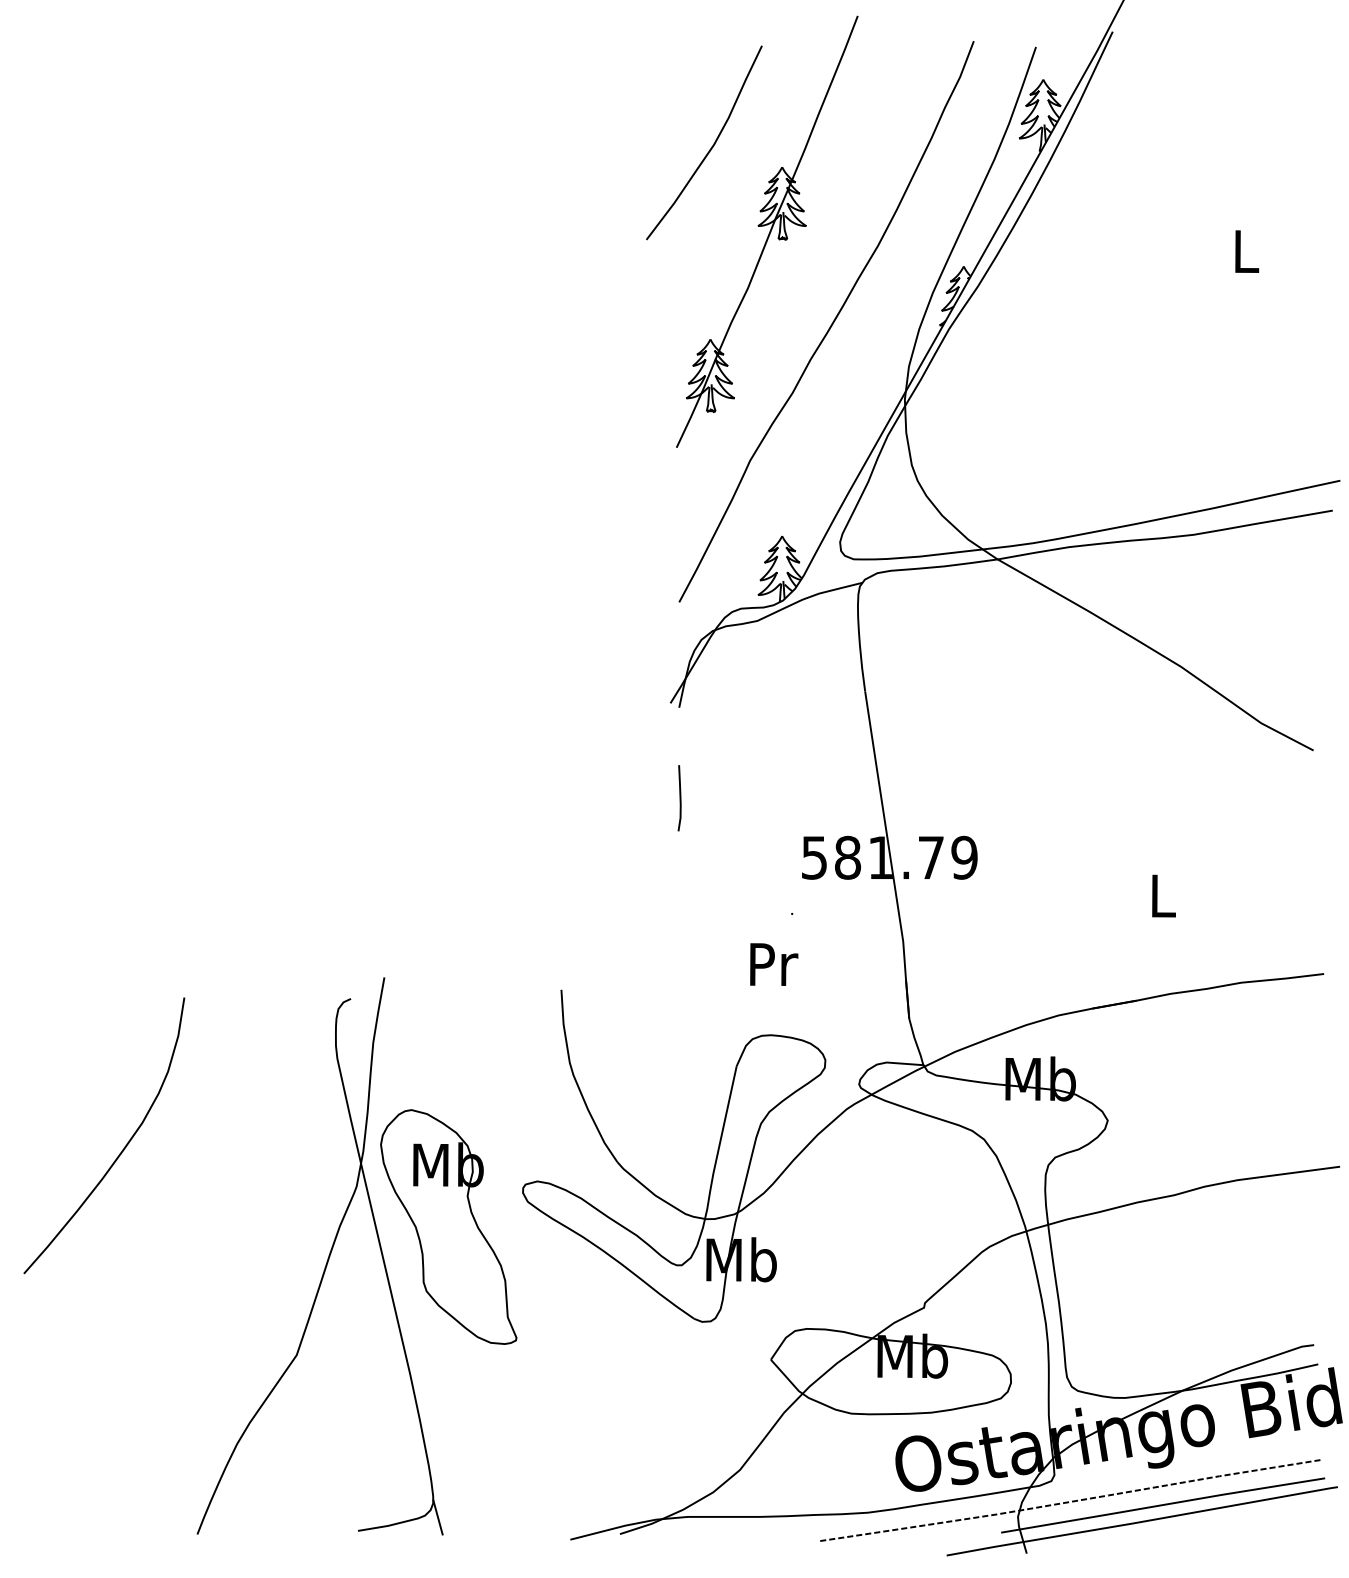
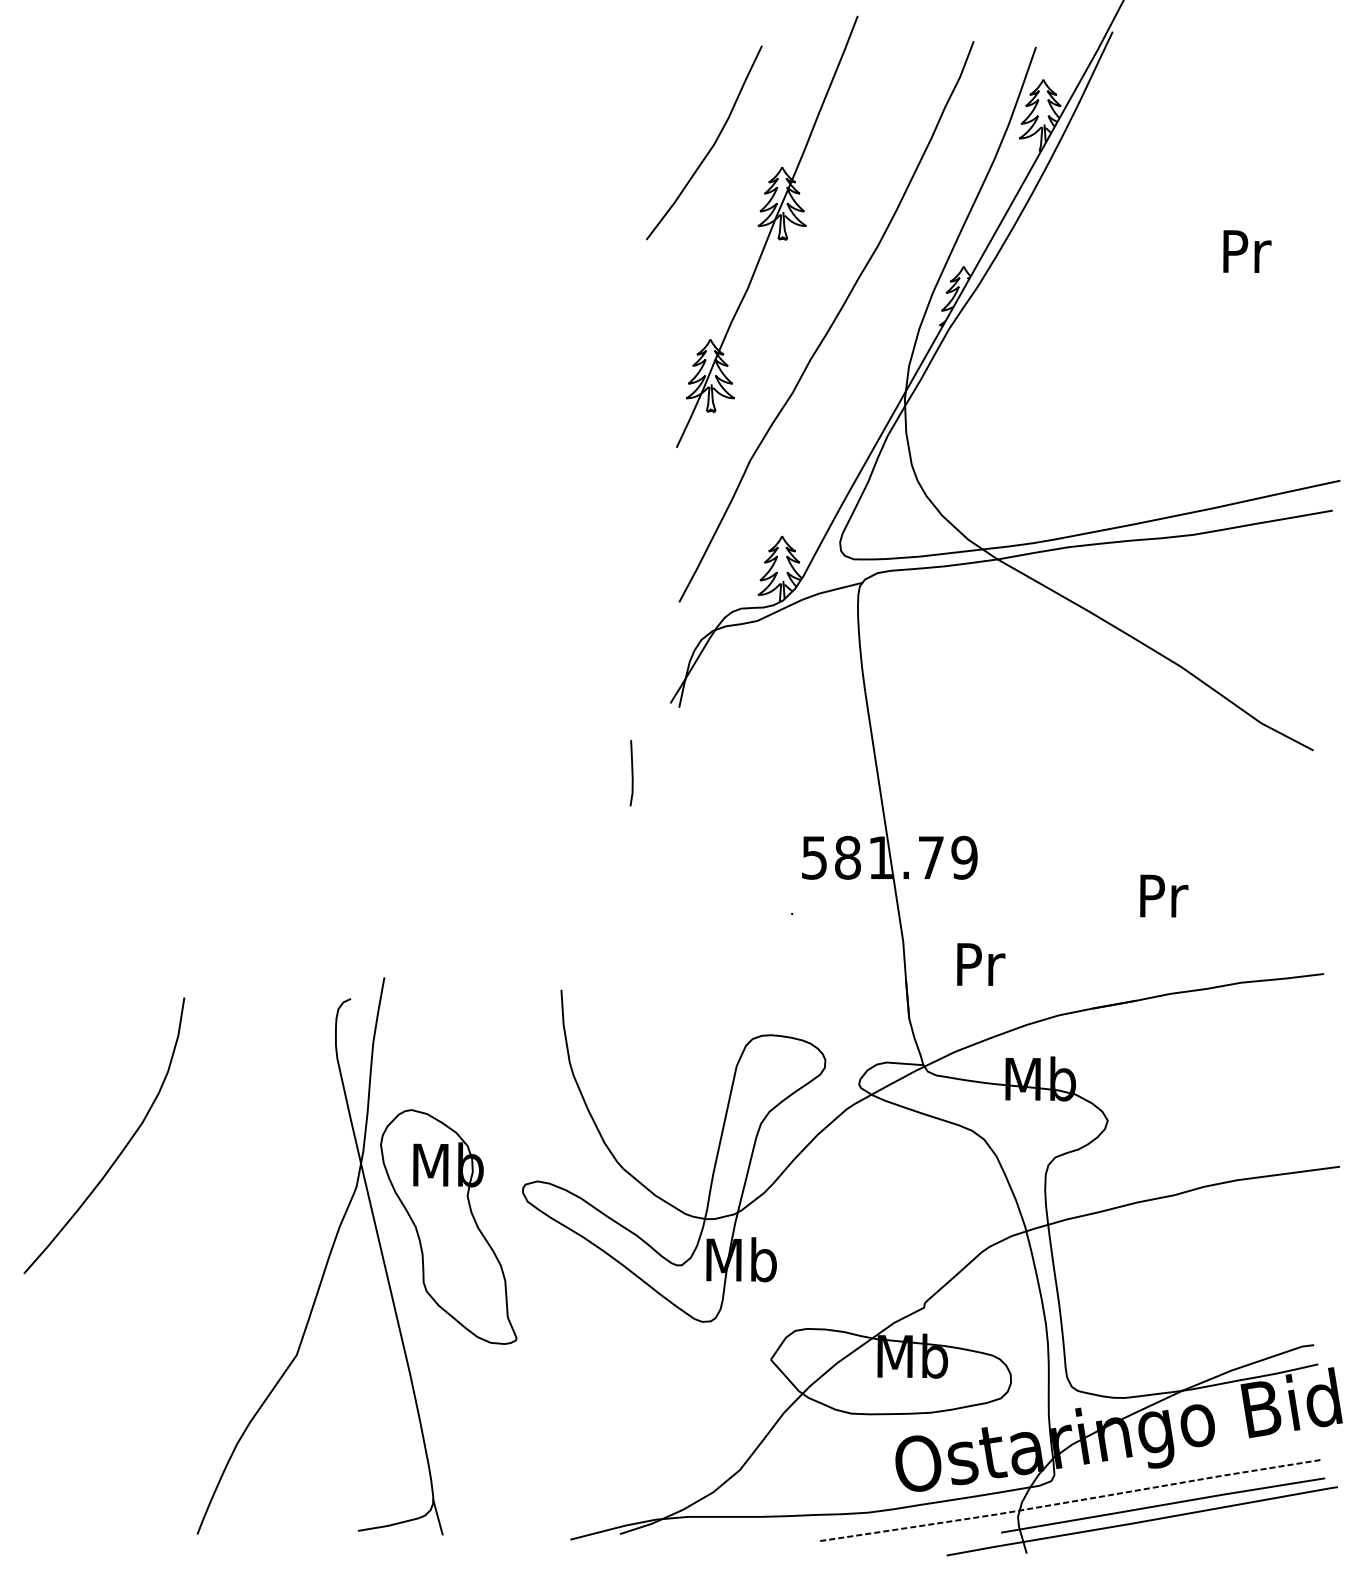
text: L -> Pr (1247, 251)
line position: (679, 798) -> (631, 773) (631, 773)
text: L -> Pr (1164, 895)
text position: (774, 964) -> (981, 964) (981, 964)
